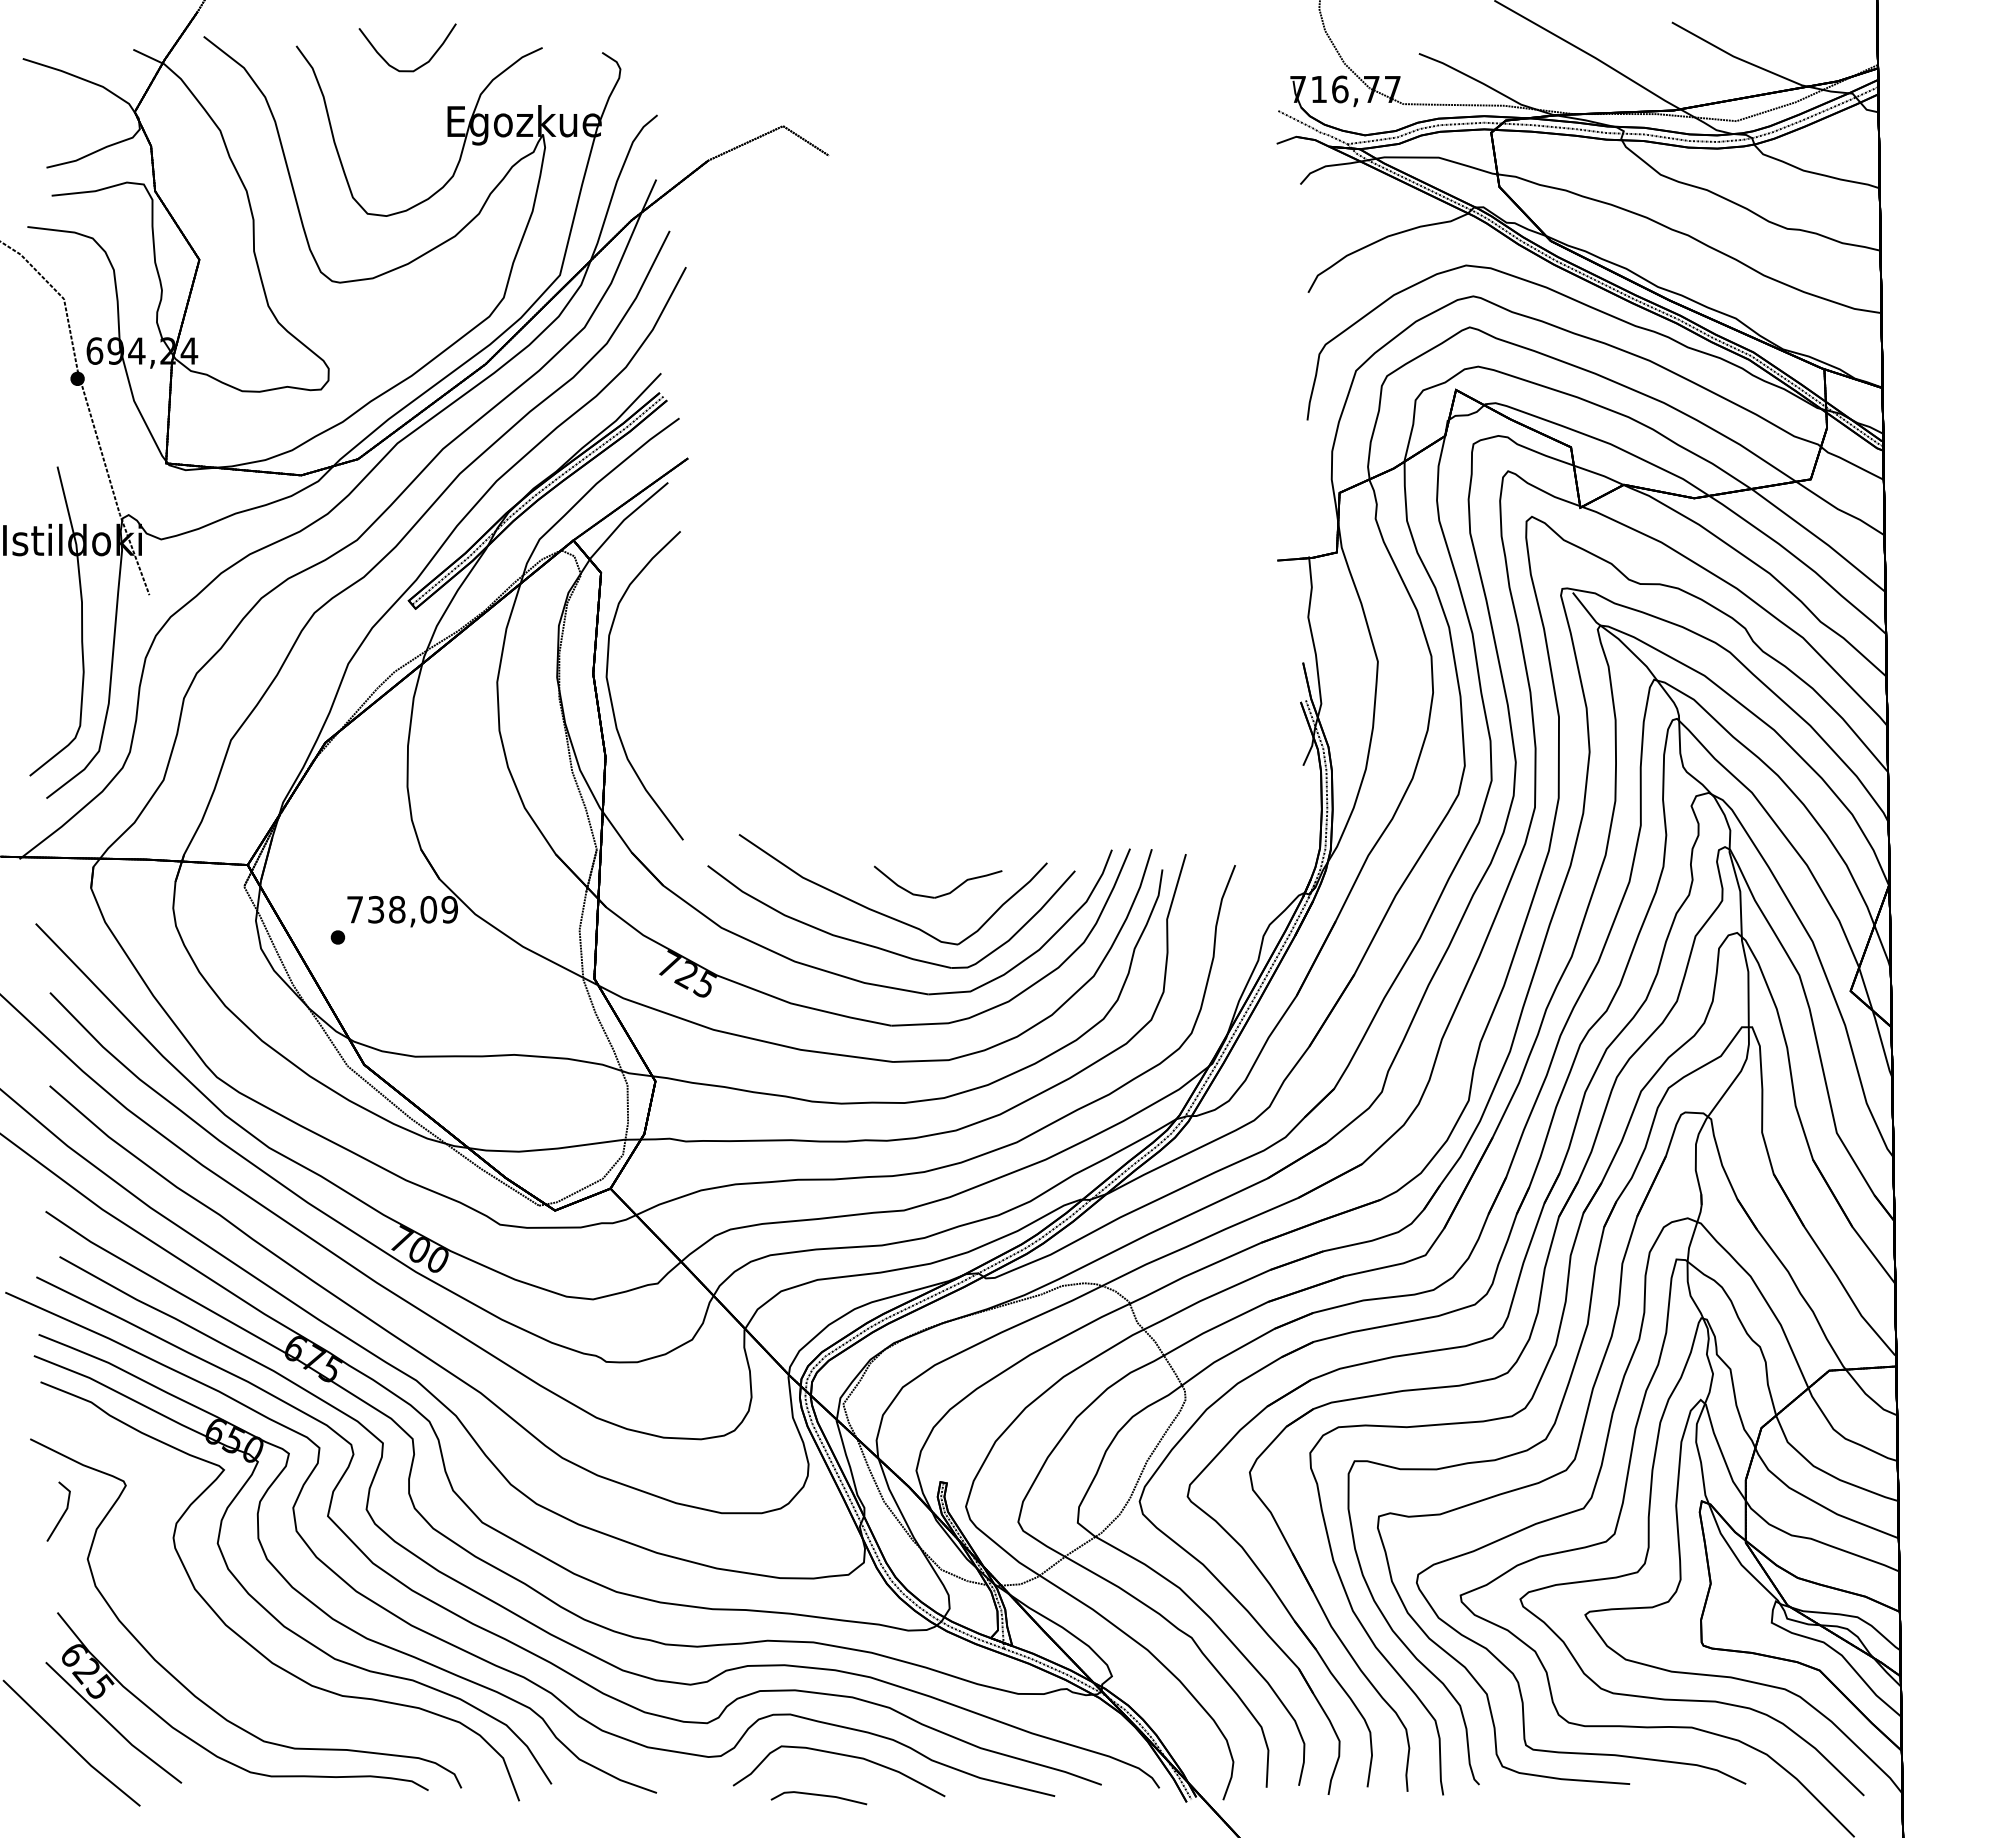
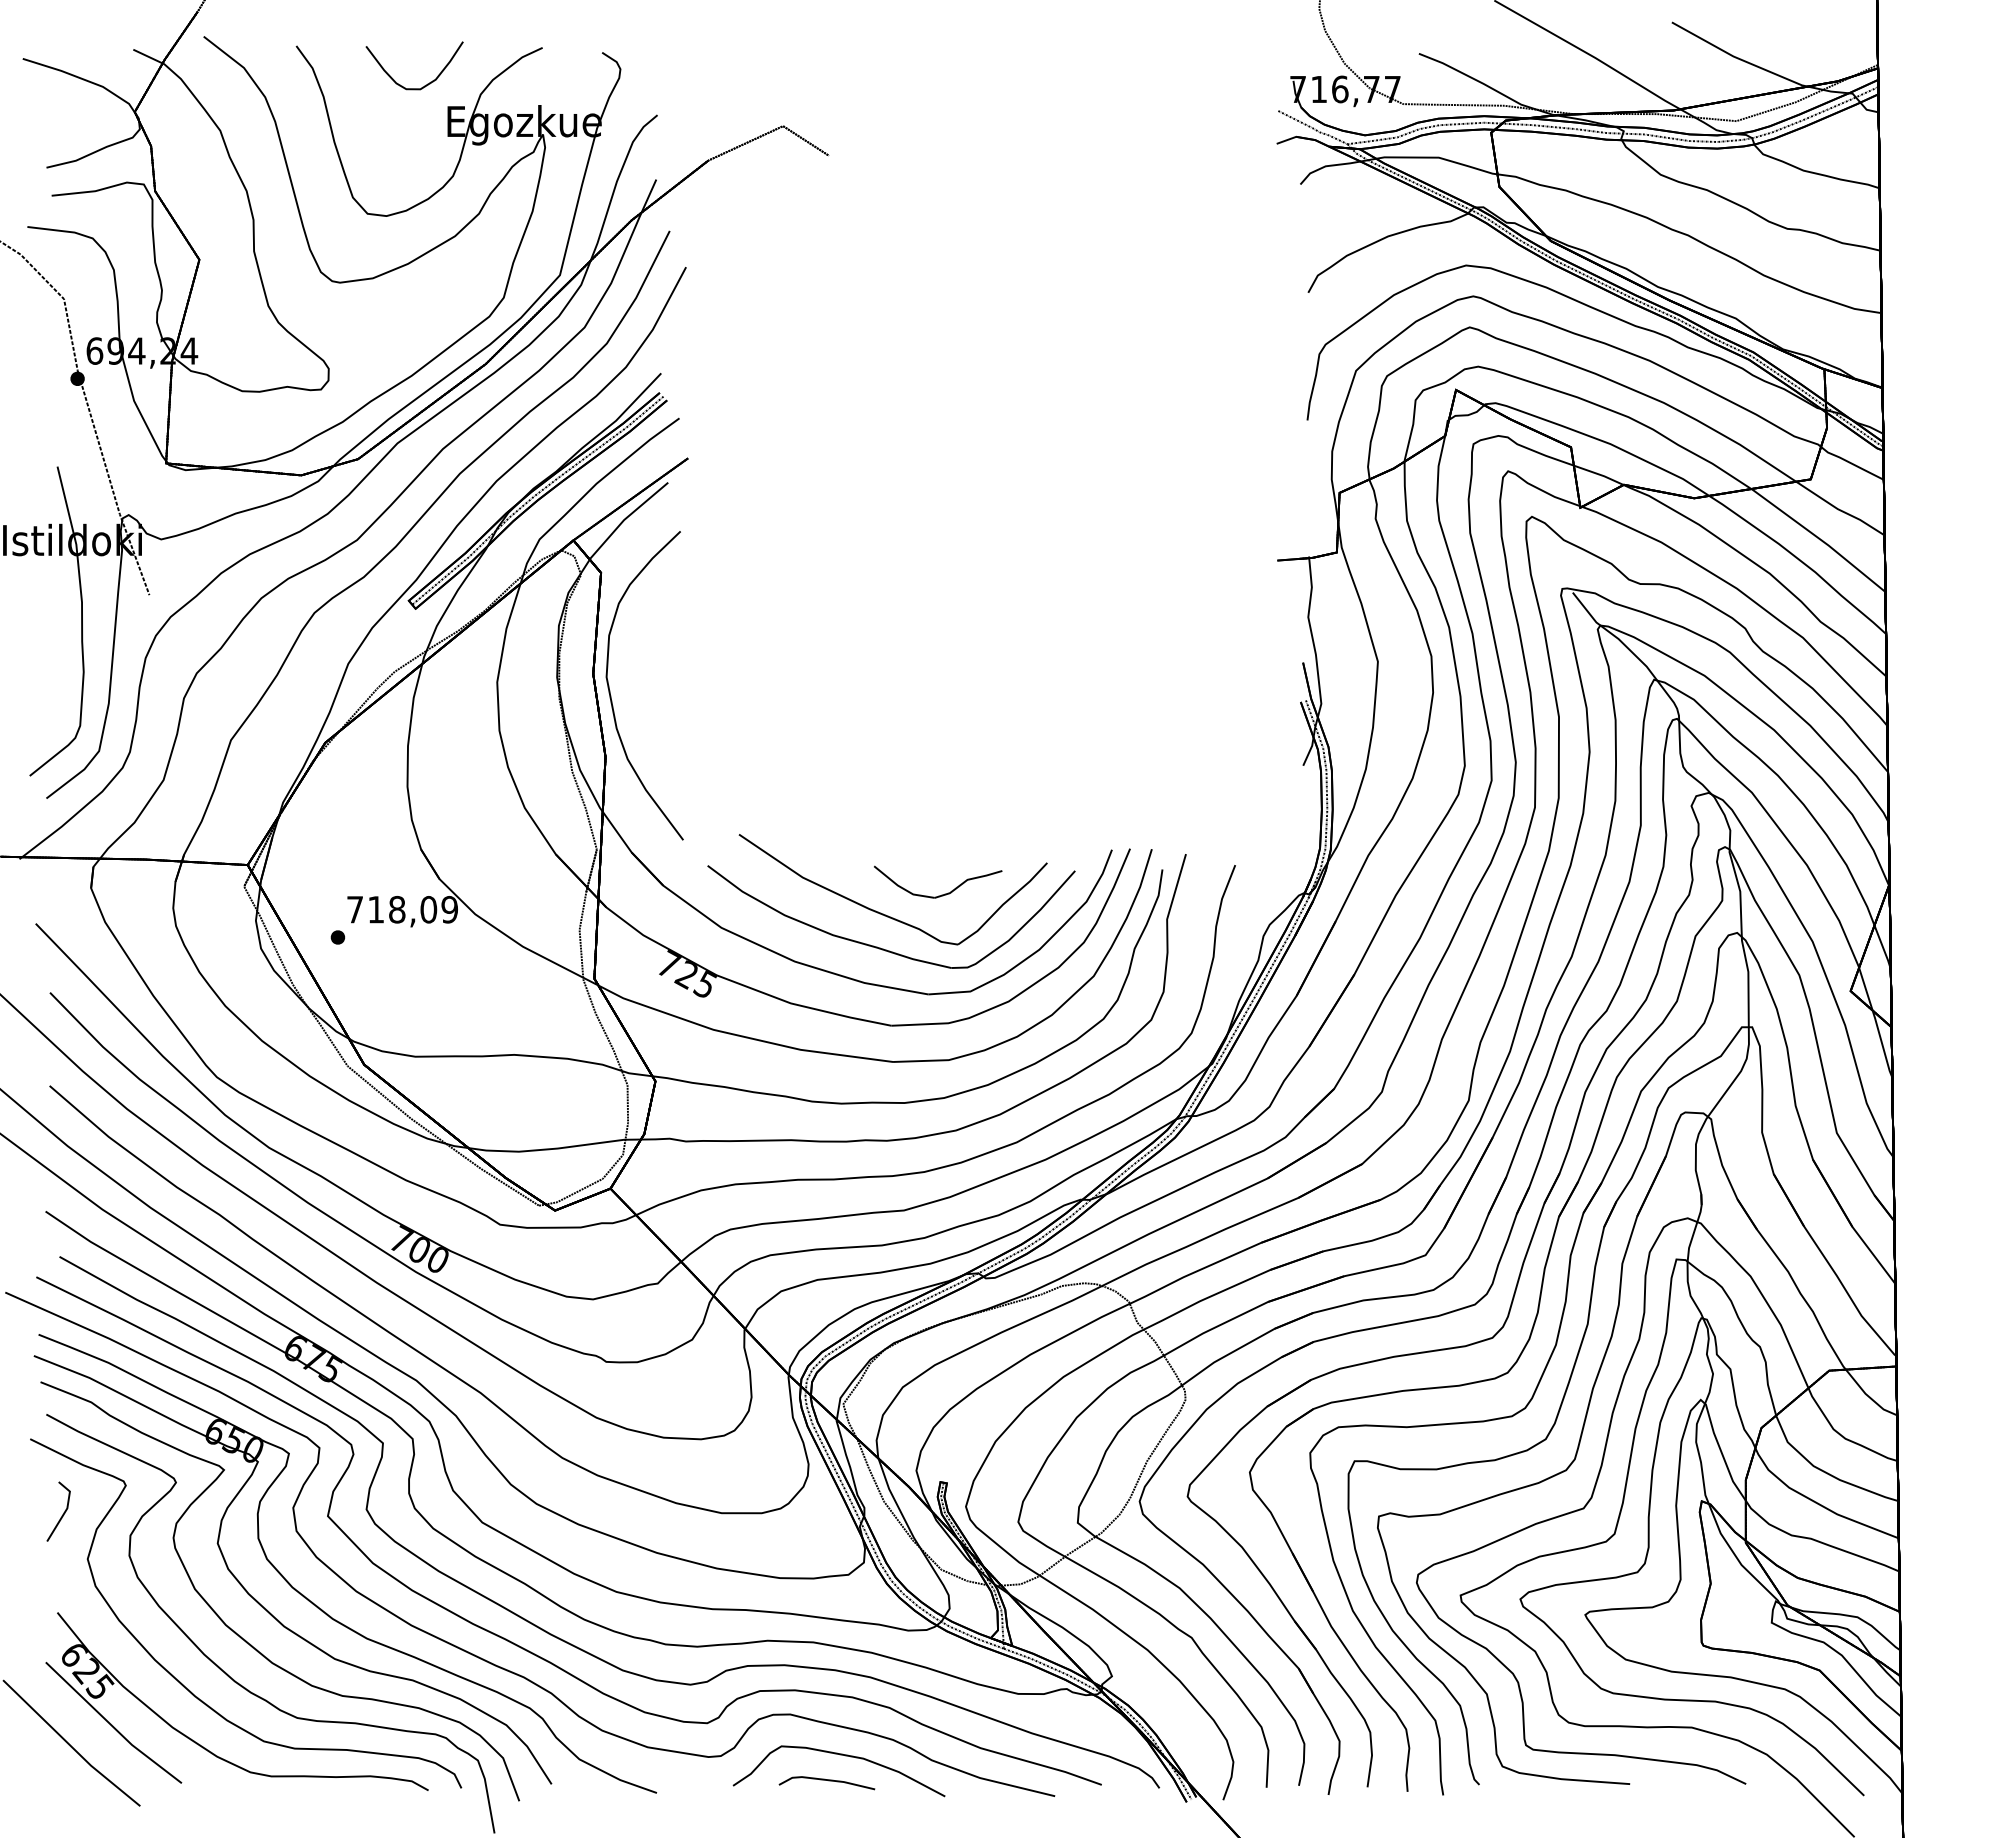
curve position: (420, 65) -> (427, 83) (427, 83)
text: 738,09 -> 718,09 (376, 909)
part: none -> present (225, 1671)
line position: (820, 1796) -> (828, 1781) (828, 1781)
